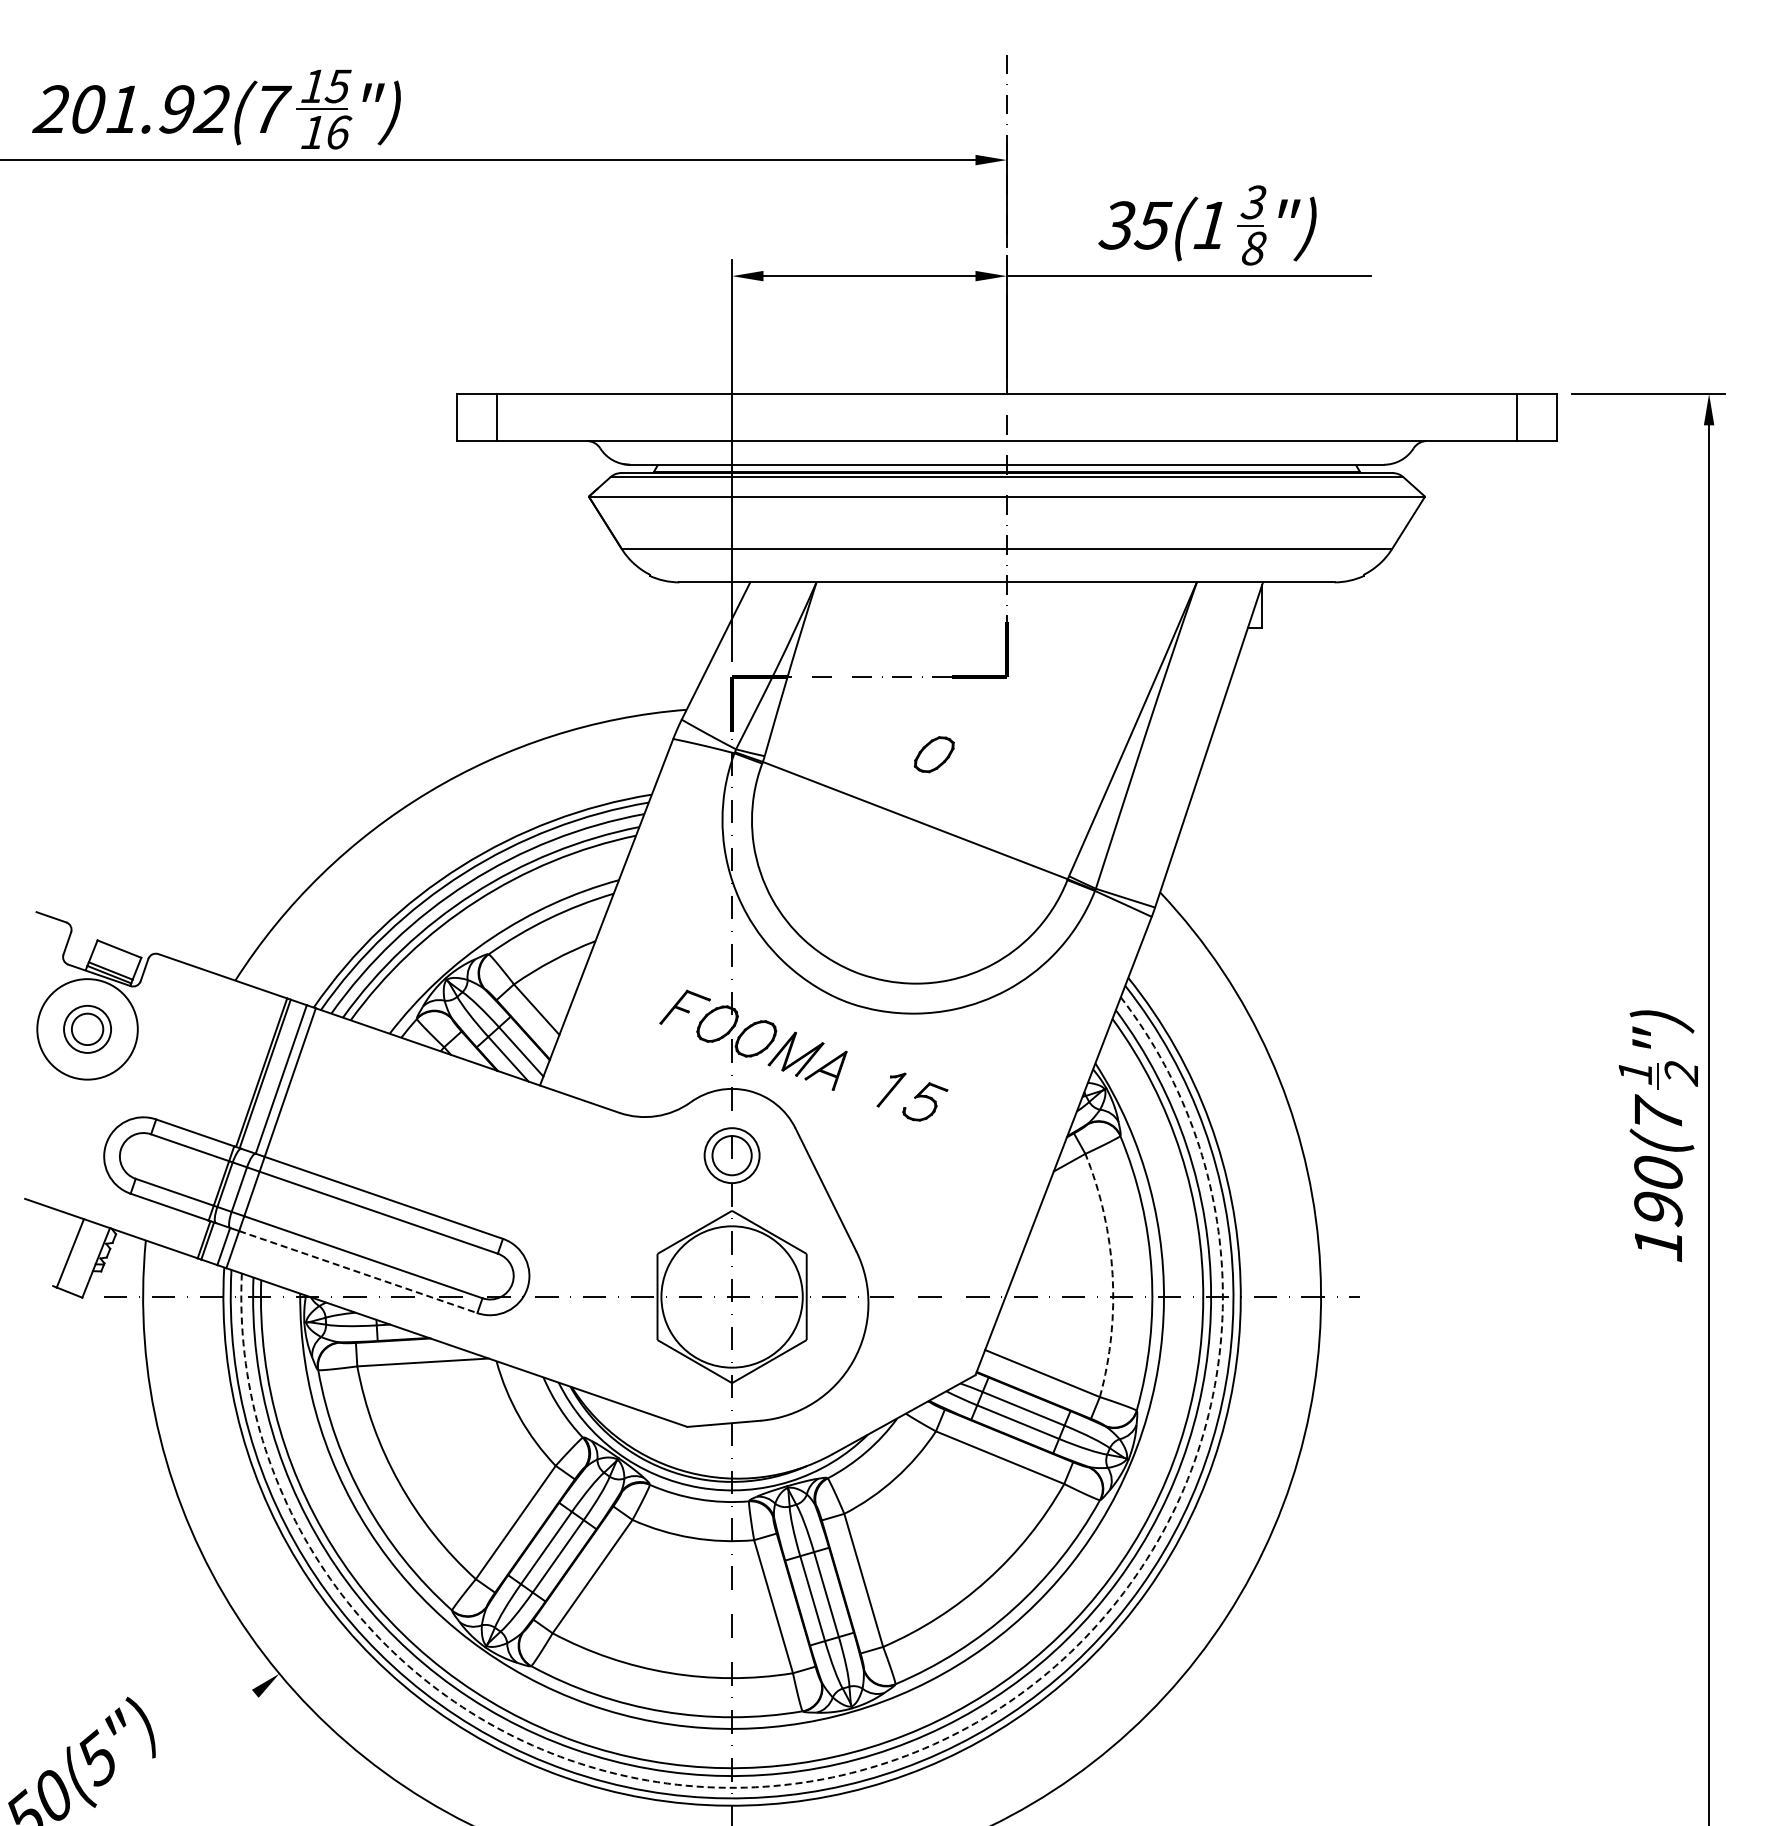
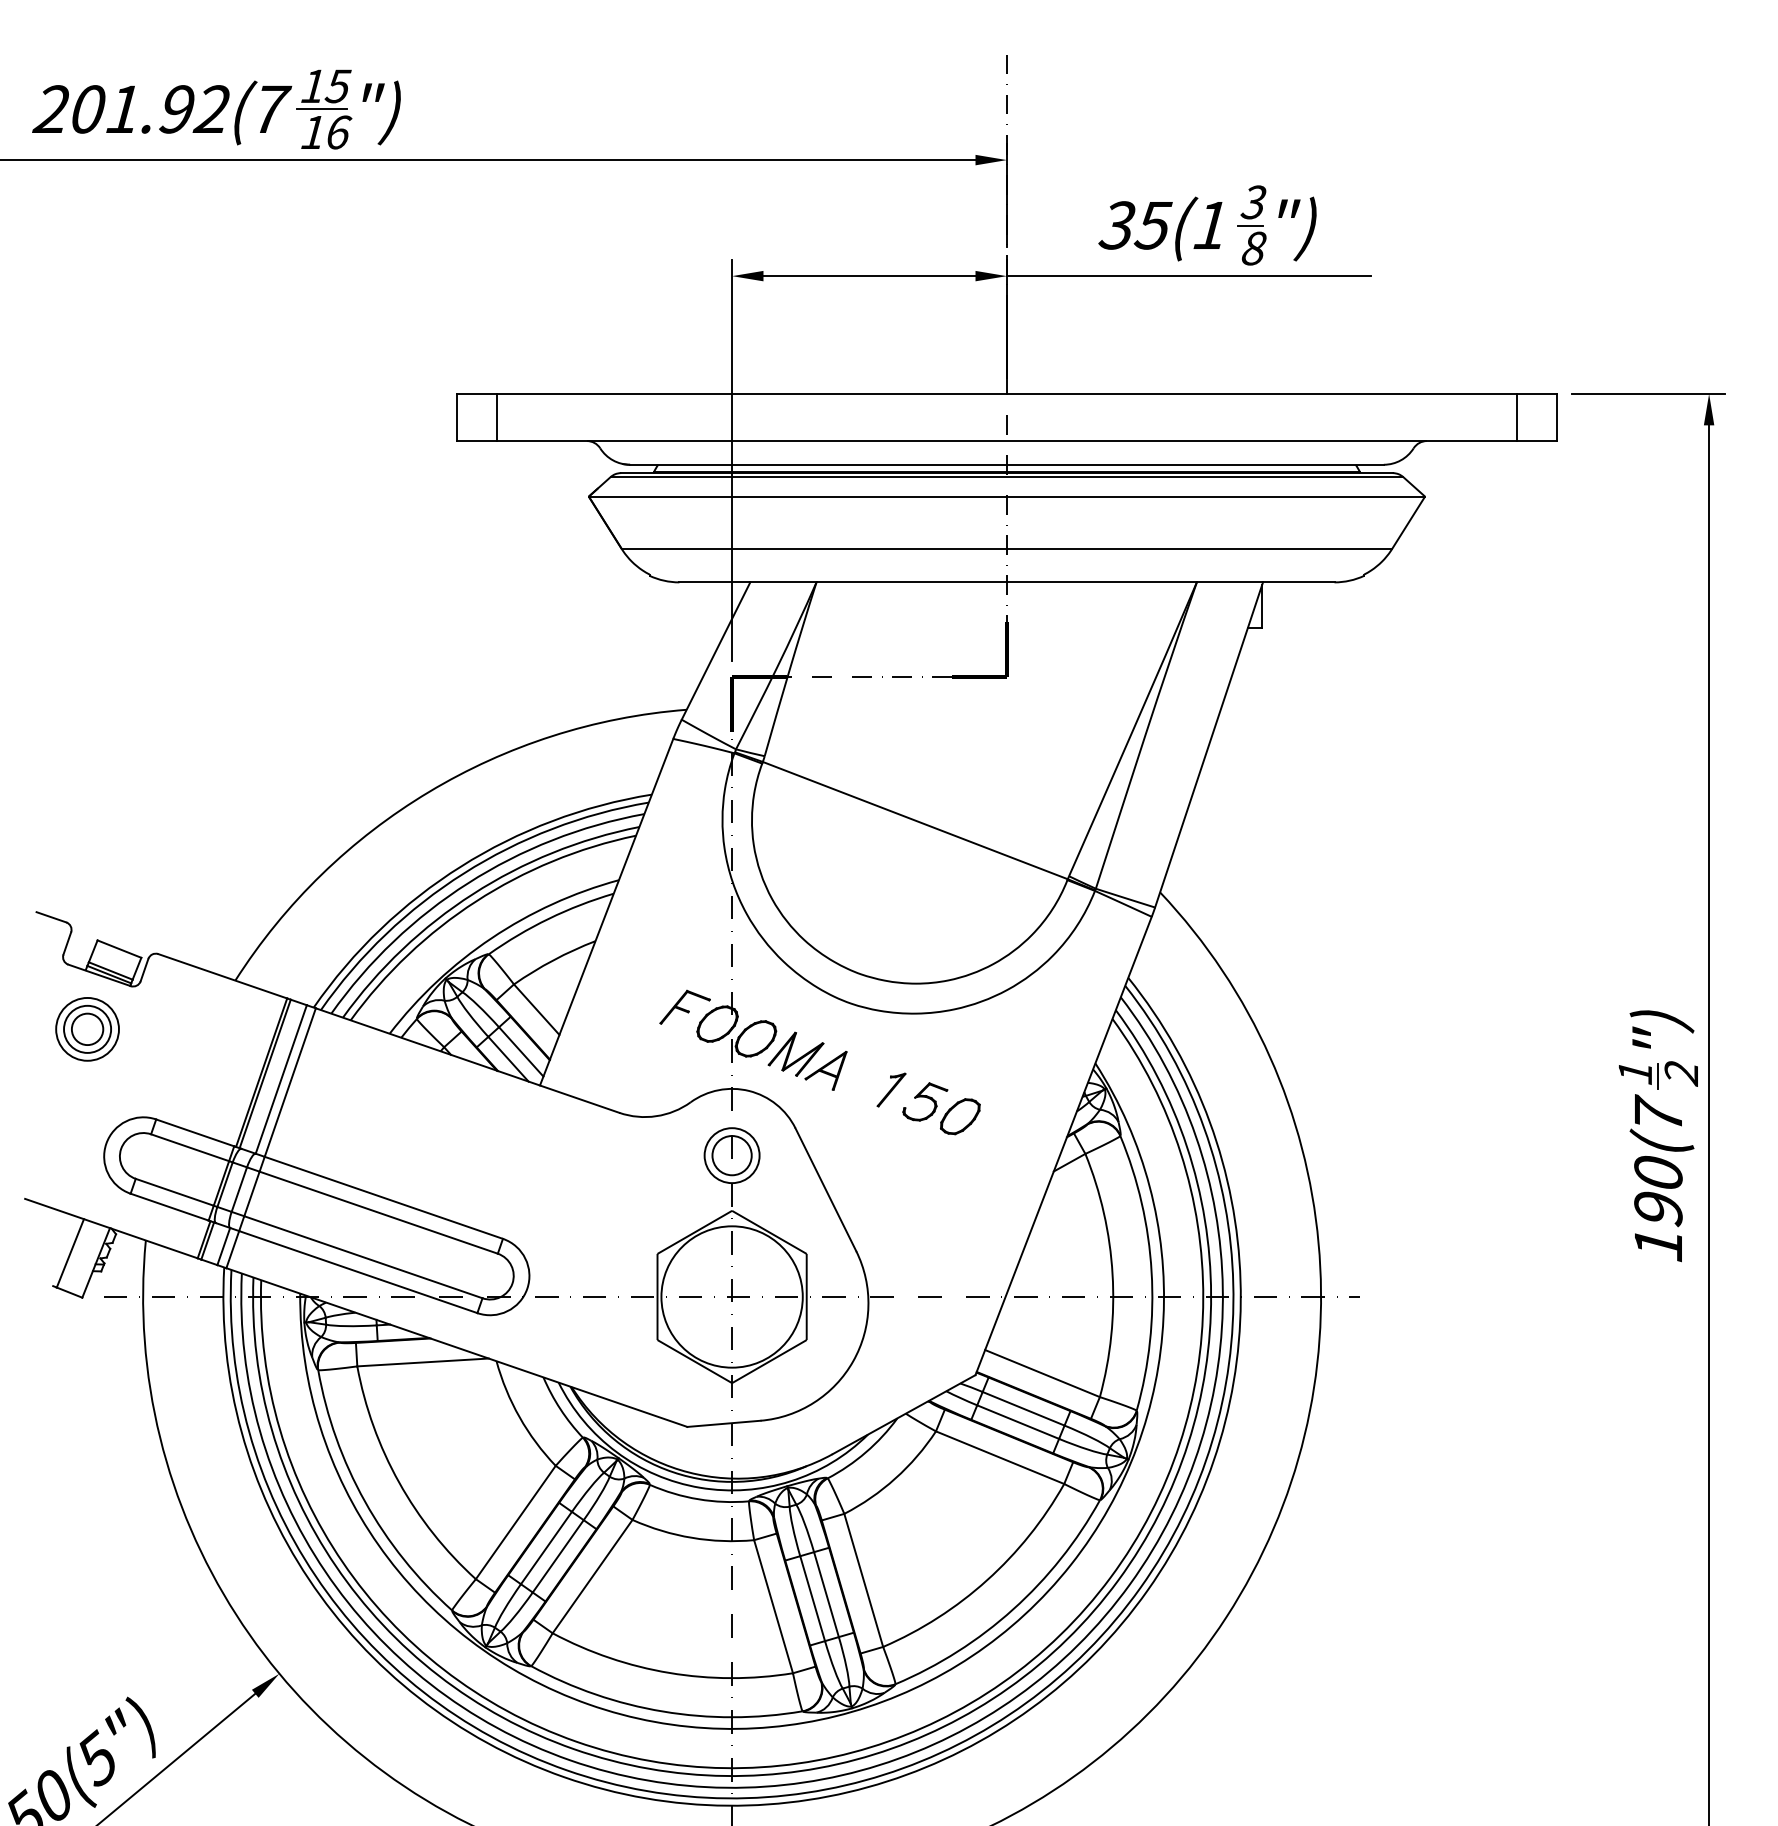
part position: (934, 754) -> (960, 1116) (960, 1116)
circle diameter: 101 px -> 63 px (87, 1028)
line: dashed -> solid (358, 1272)
arc: dashed -> solid (1112, 1274)
line: none -> present (177, 1757)
arc: dashed -> solid (879, 1765)
